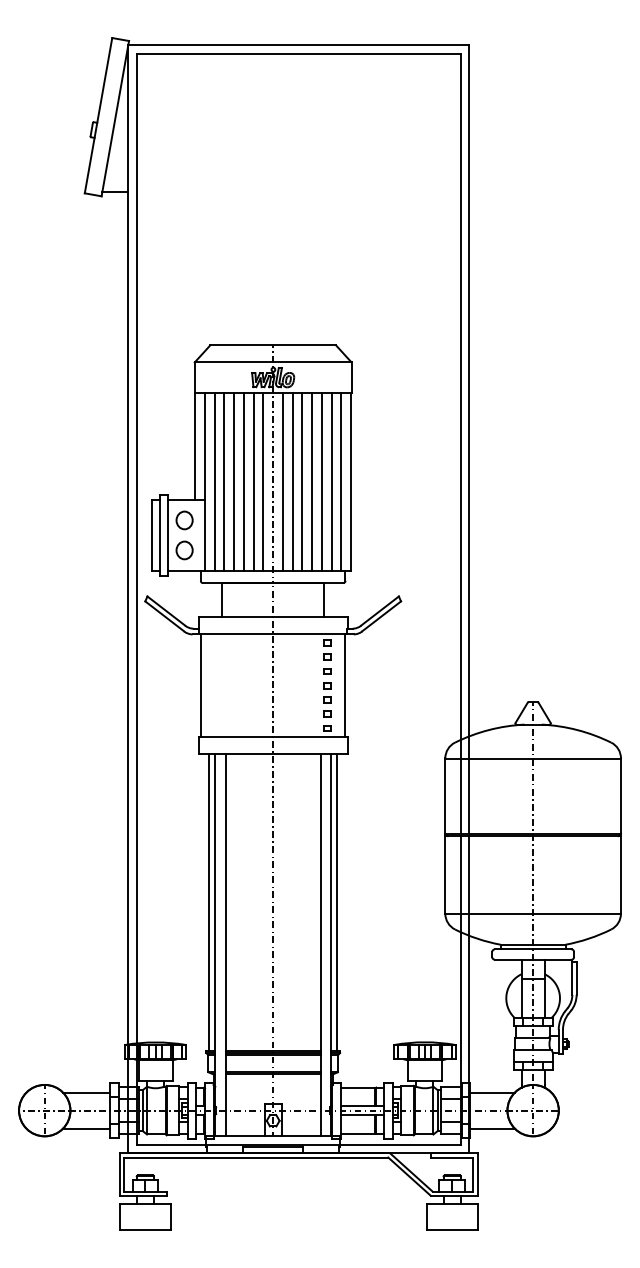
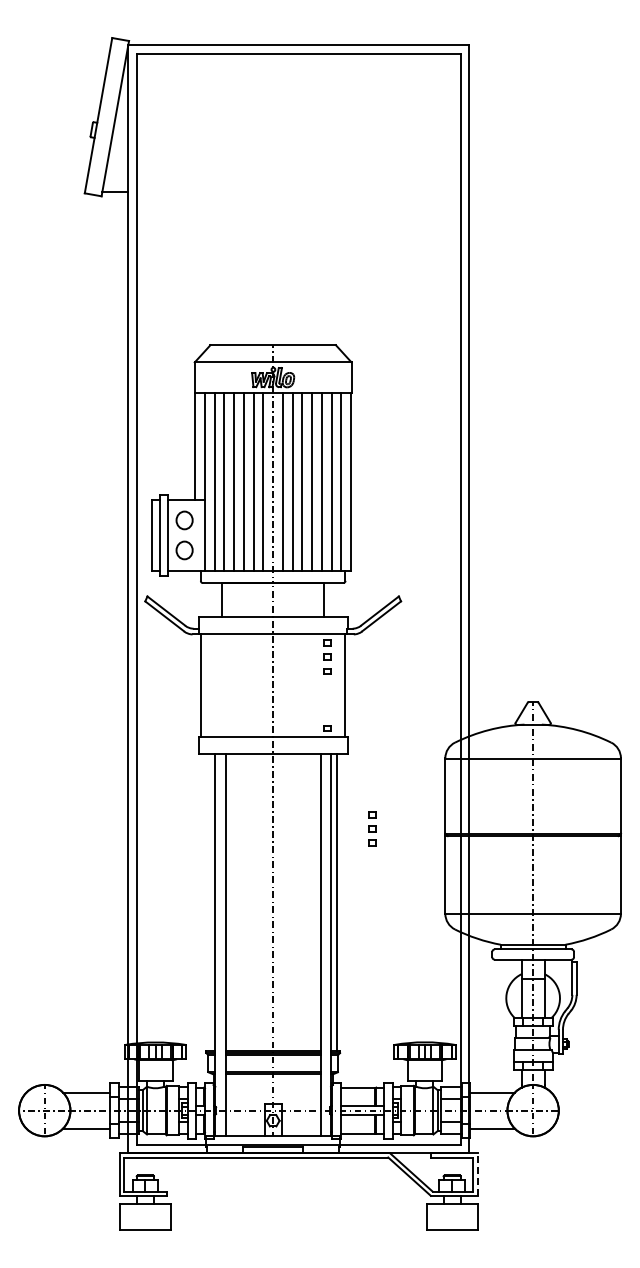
part position: (327, 699) -> (372, 828) (372, 828)
line: present -> none (209, 902)
line: solid -> dashed (477, 1174)
